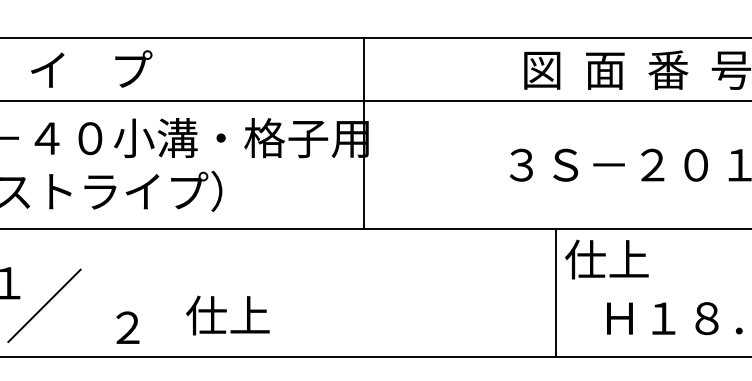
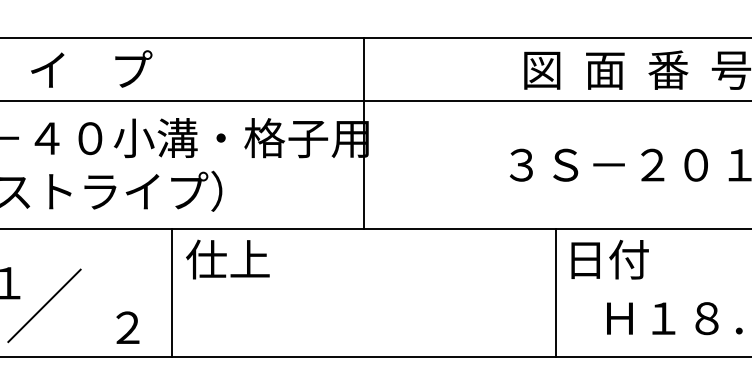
text: 仕上 -> 日付 (606, 259)
line: none -> present (172, 292)
text position: (227, 315) -> (227, 259) (227, 259)
